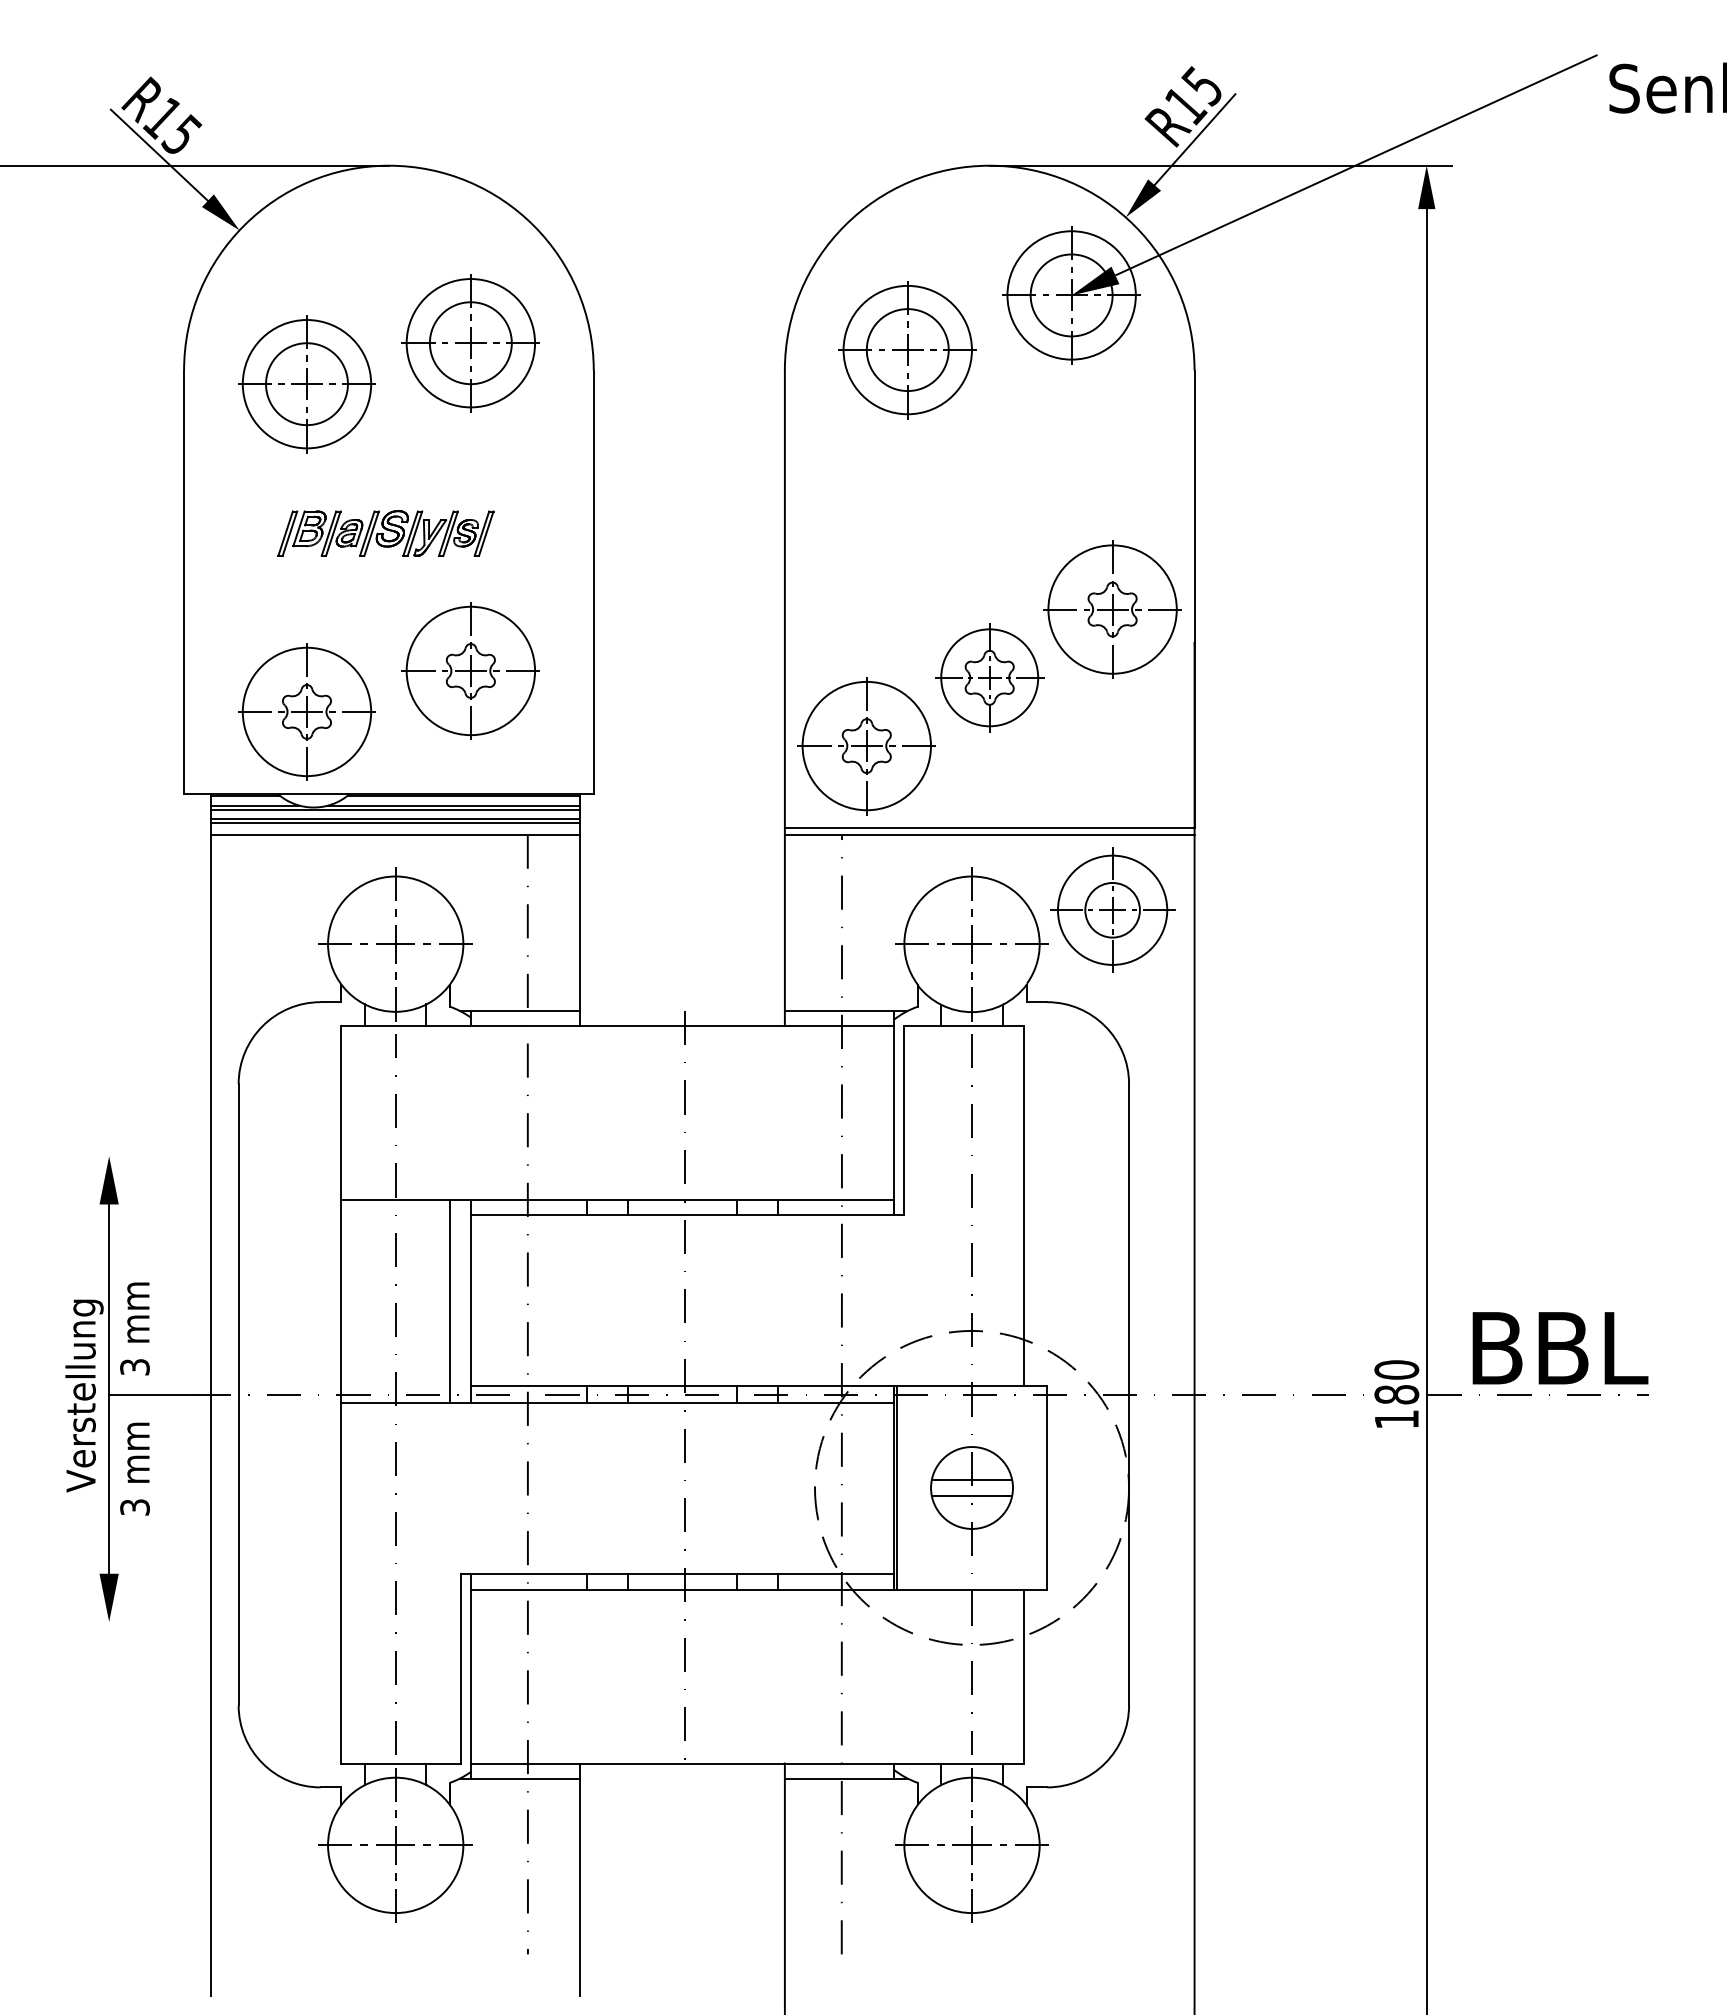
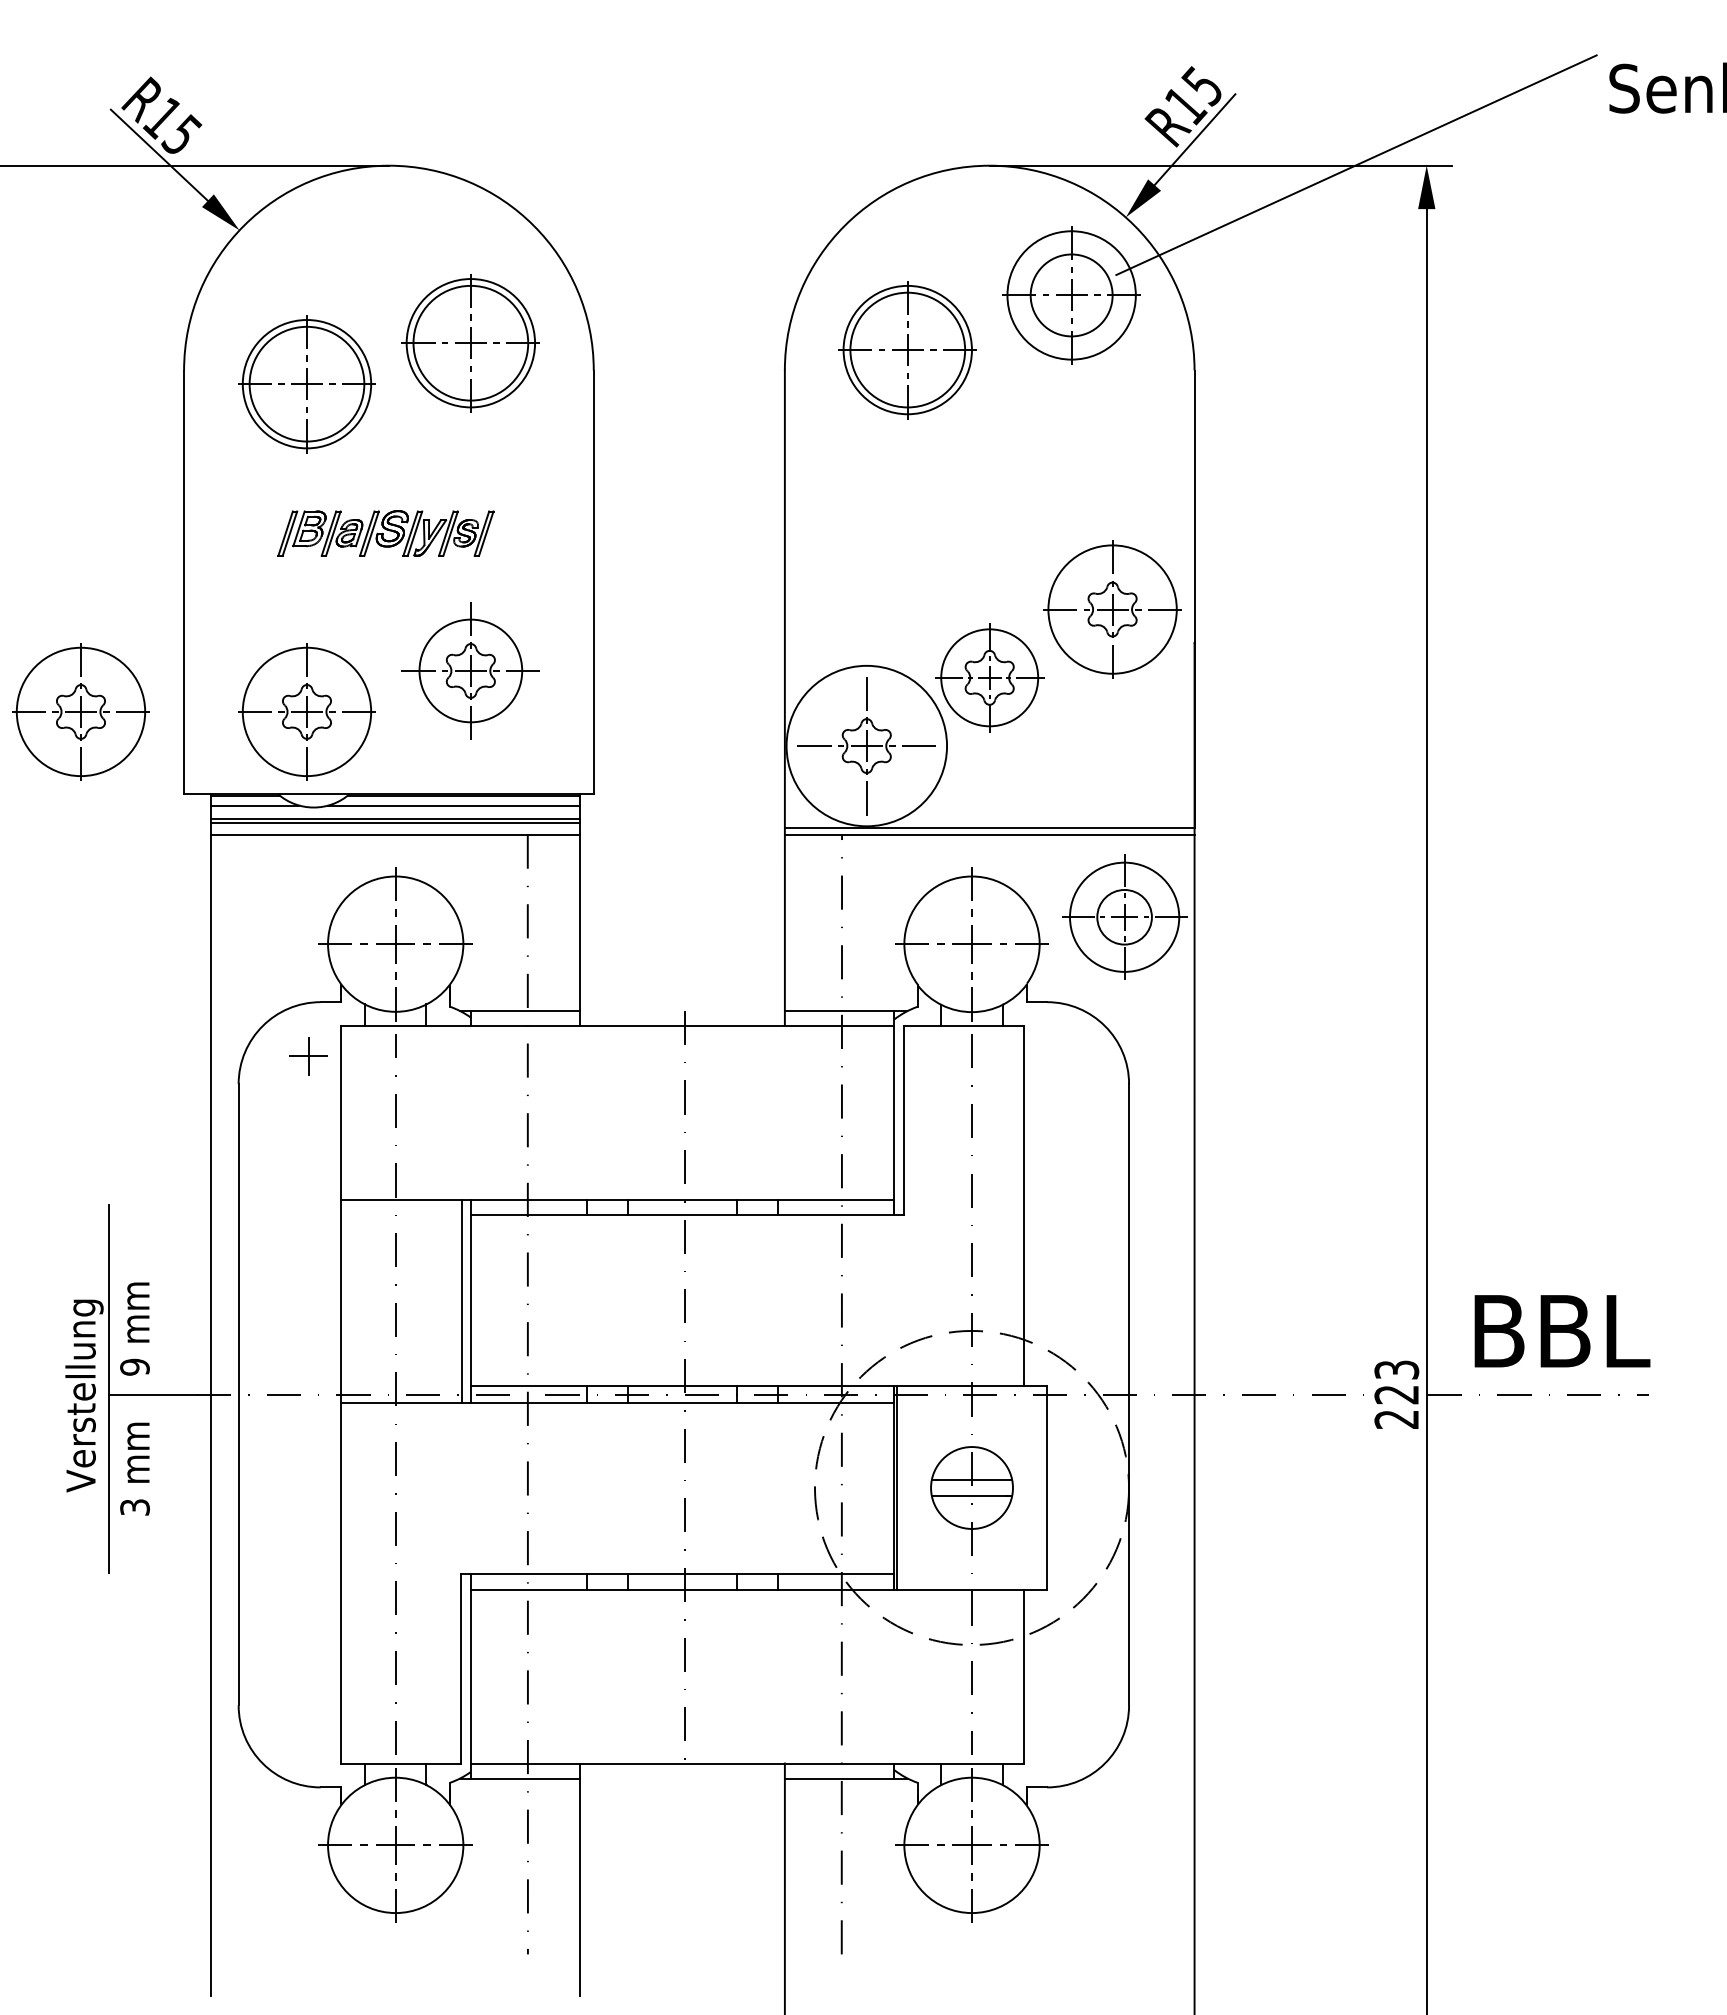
fill: present -> none (1095, 280)
circle diameter: 82 px -> 115 px (470, 342)
circle diameter: 82 px -> 115 px (907, 349)
circle diameter: 82 px -> 115 px (306, 383)
circle diameter: 128 px -> 103 px (470, 670)
part: none -> present (80, 711)
circle diameter: 128 px -> 160 px (866, 745)
line: present -> none (395, 809)
part position: (1112, 909) -> (1124, 916) (1124, 916)
part: none -> present (308, 1056)
fill: present -> none (108, 1180)
line position: (450, 1301) -> (462, 1301) (462, 1301)
text position: (1560, 1348) -> (1562, 1331) (1562, 1331)
text: 3 -> 9 (134, 1366)
text: 180 -> 223 (1396, 1394)
fill: present -> none (108, 1597)
